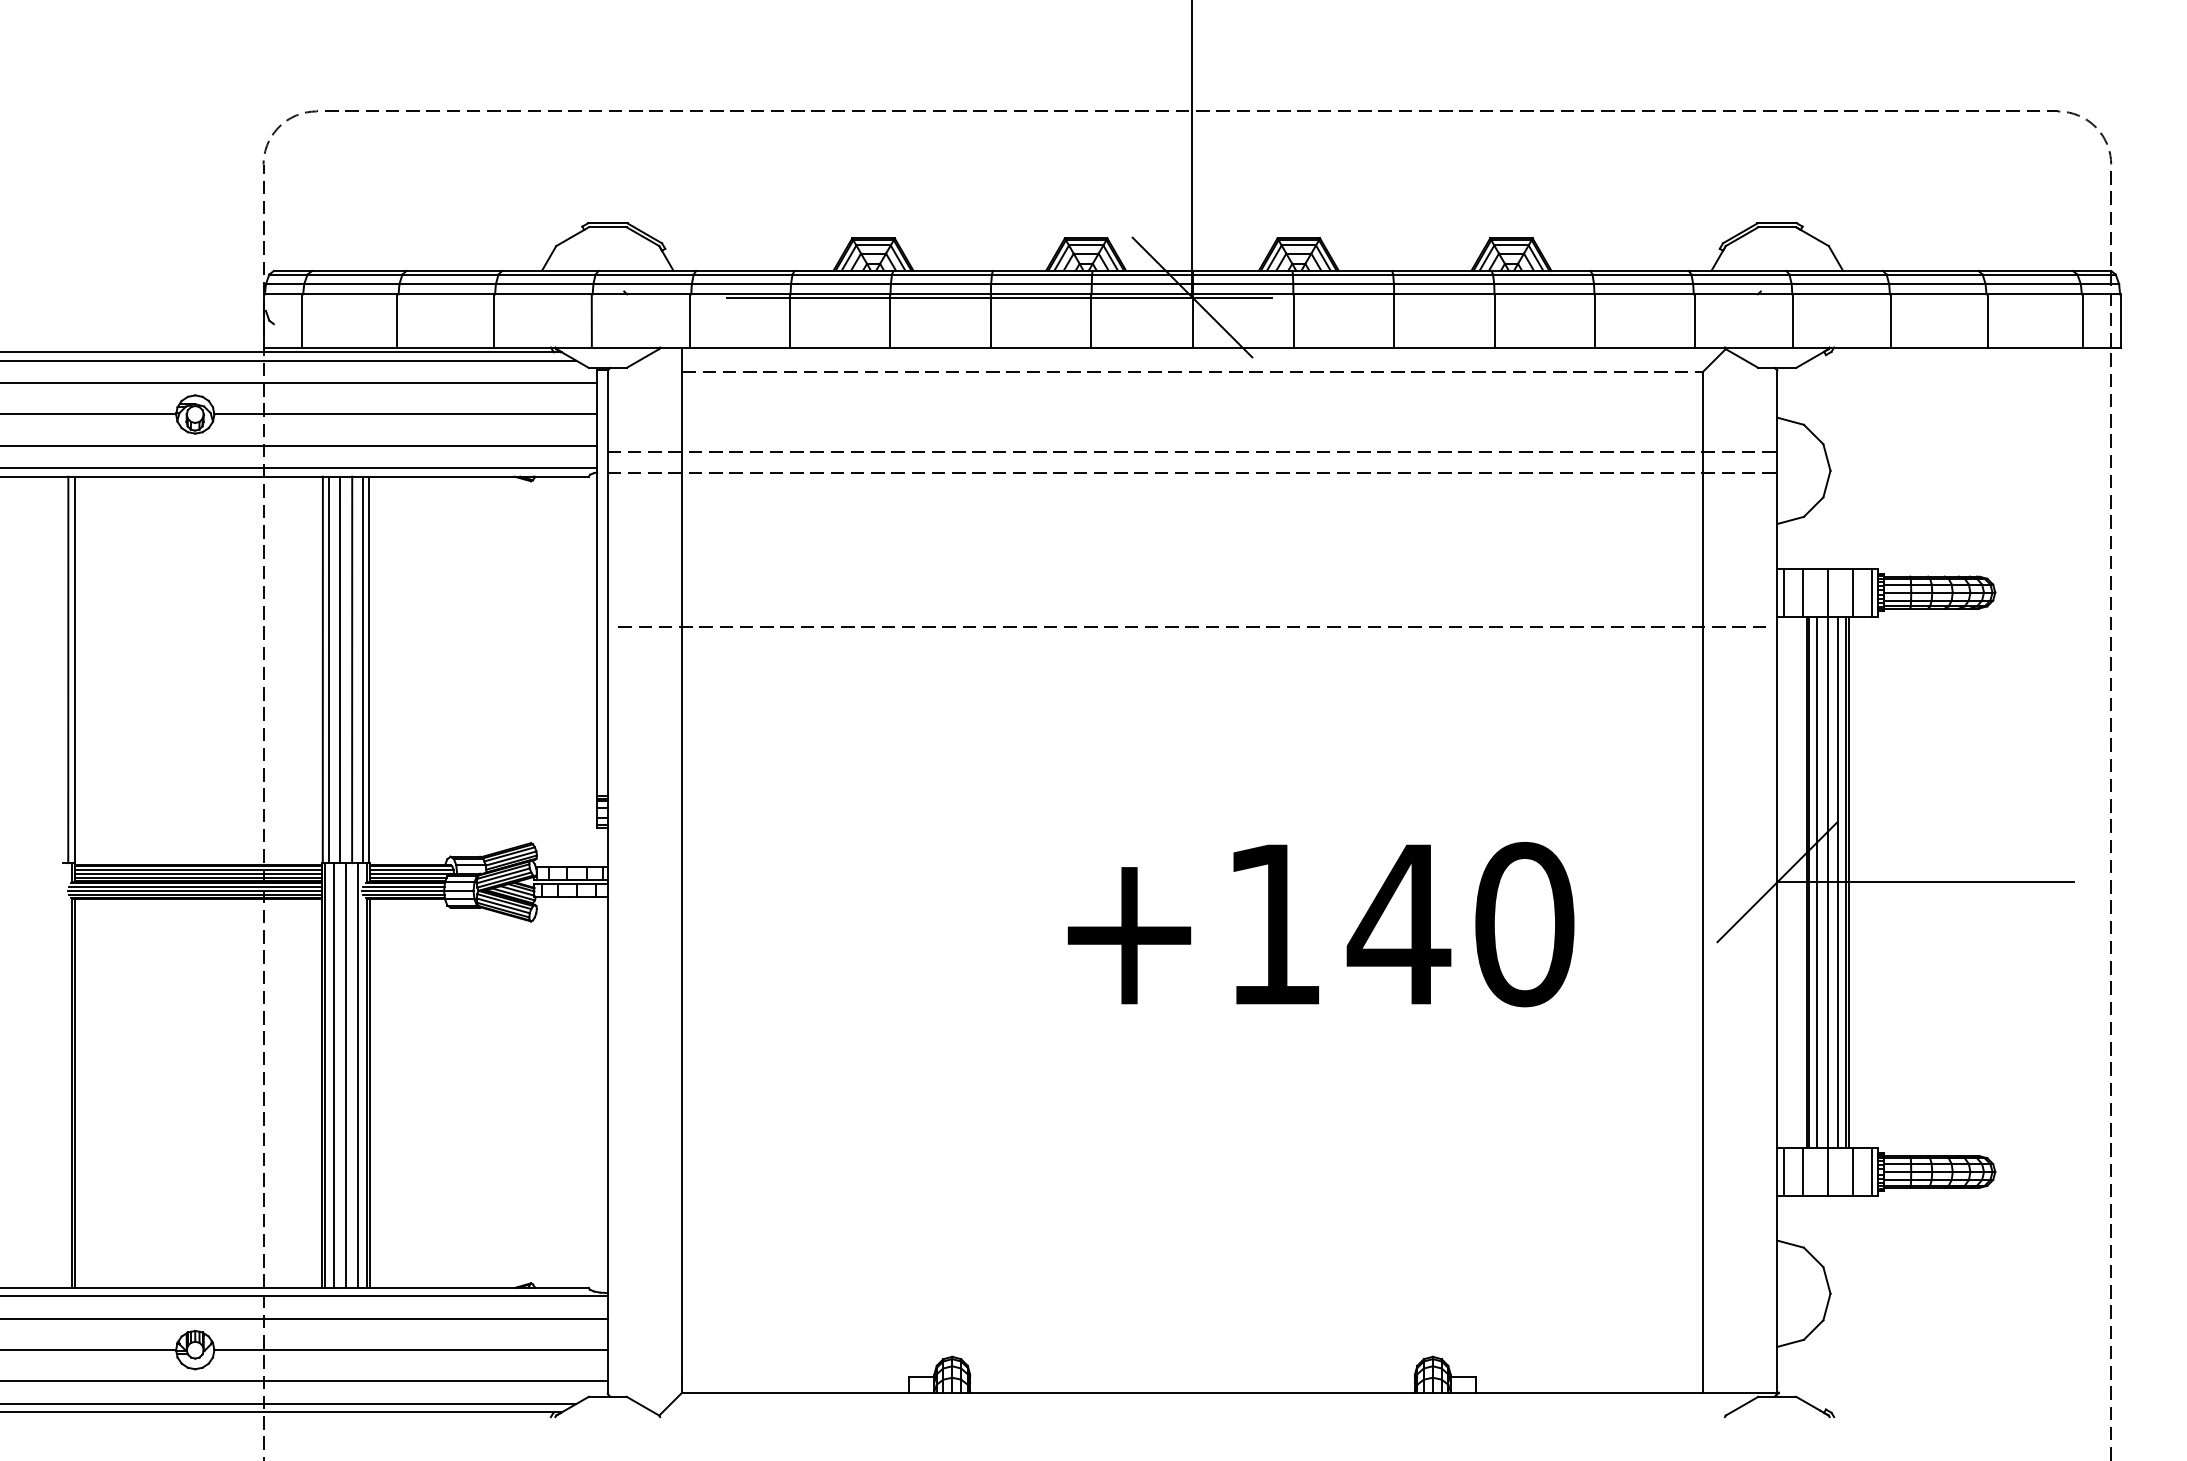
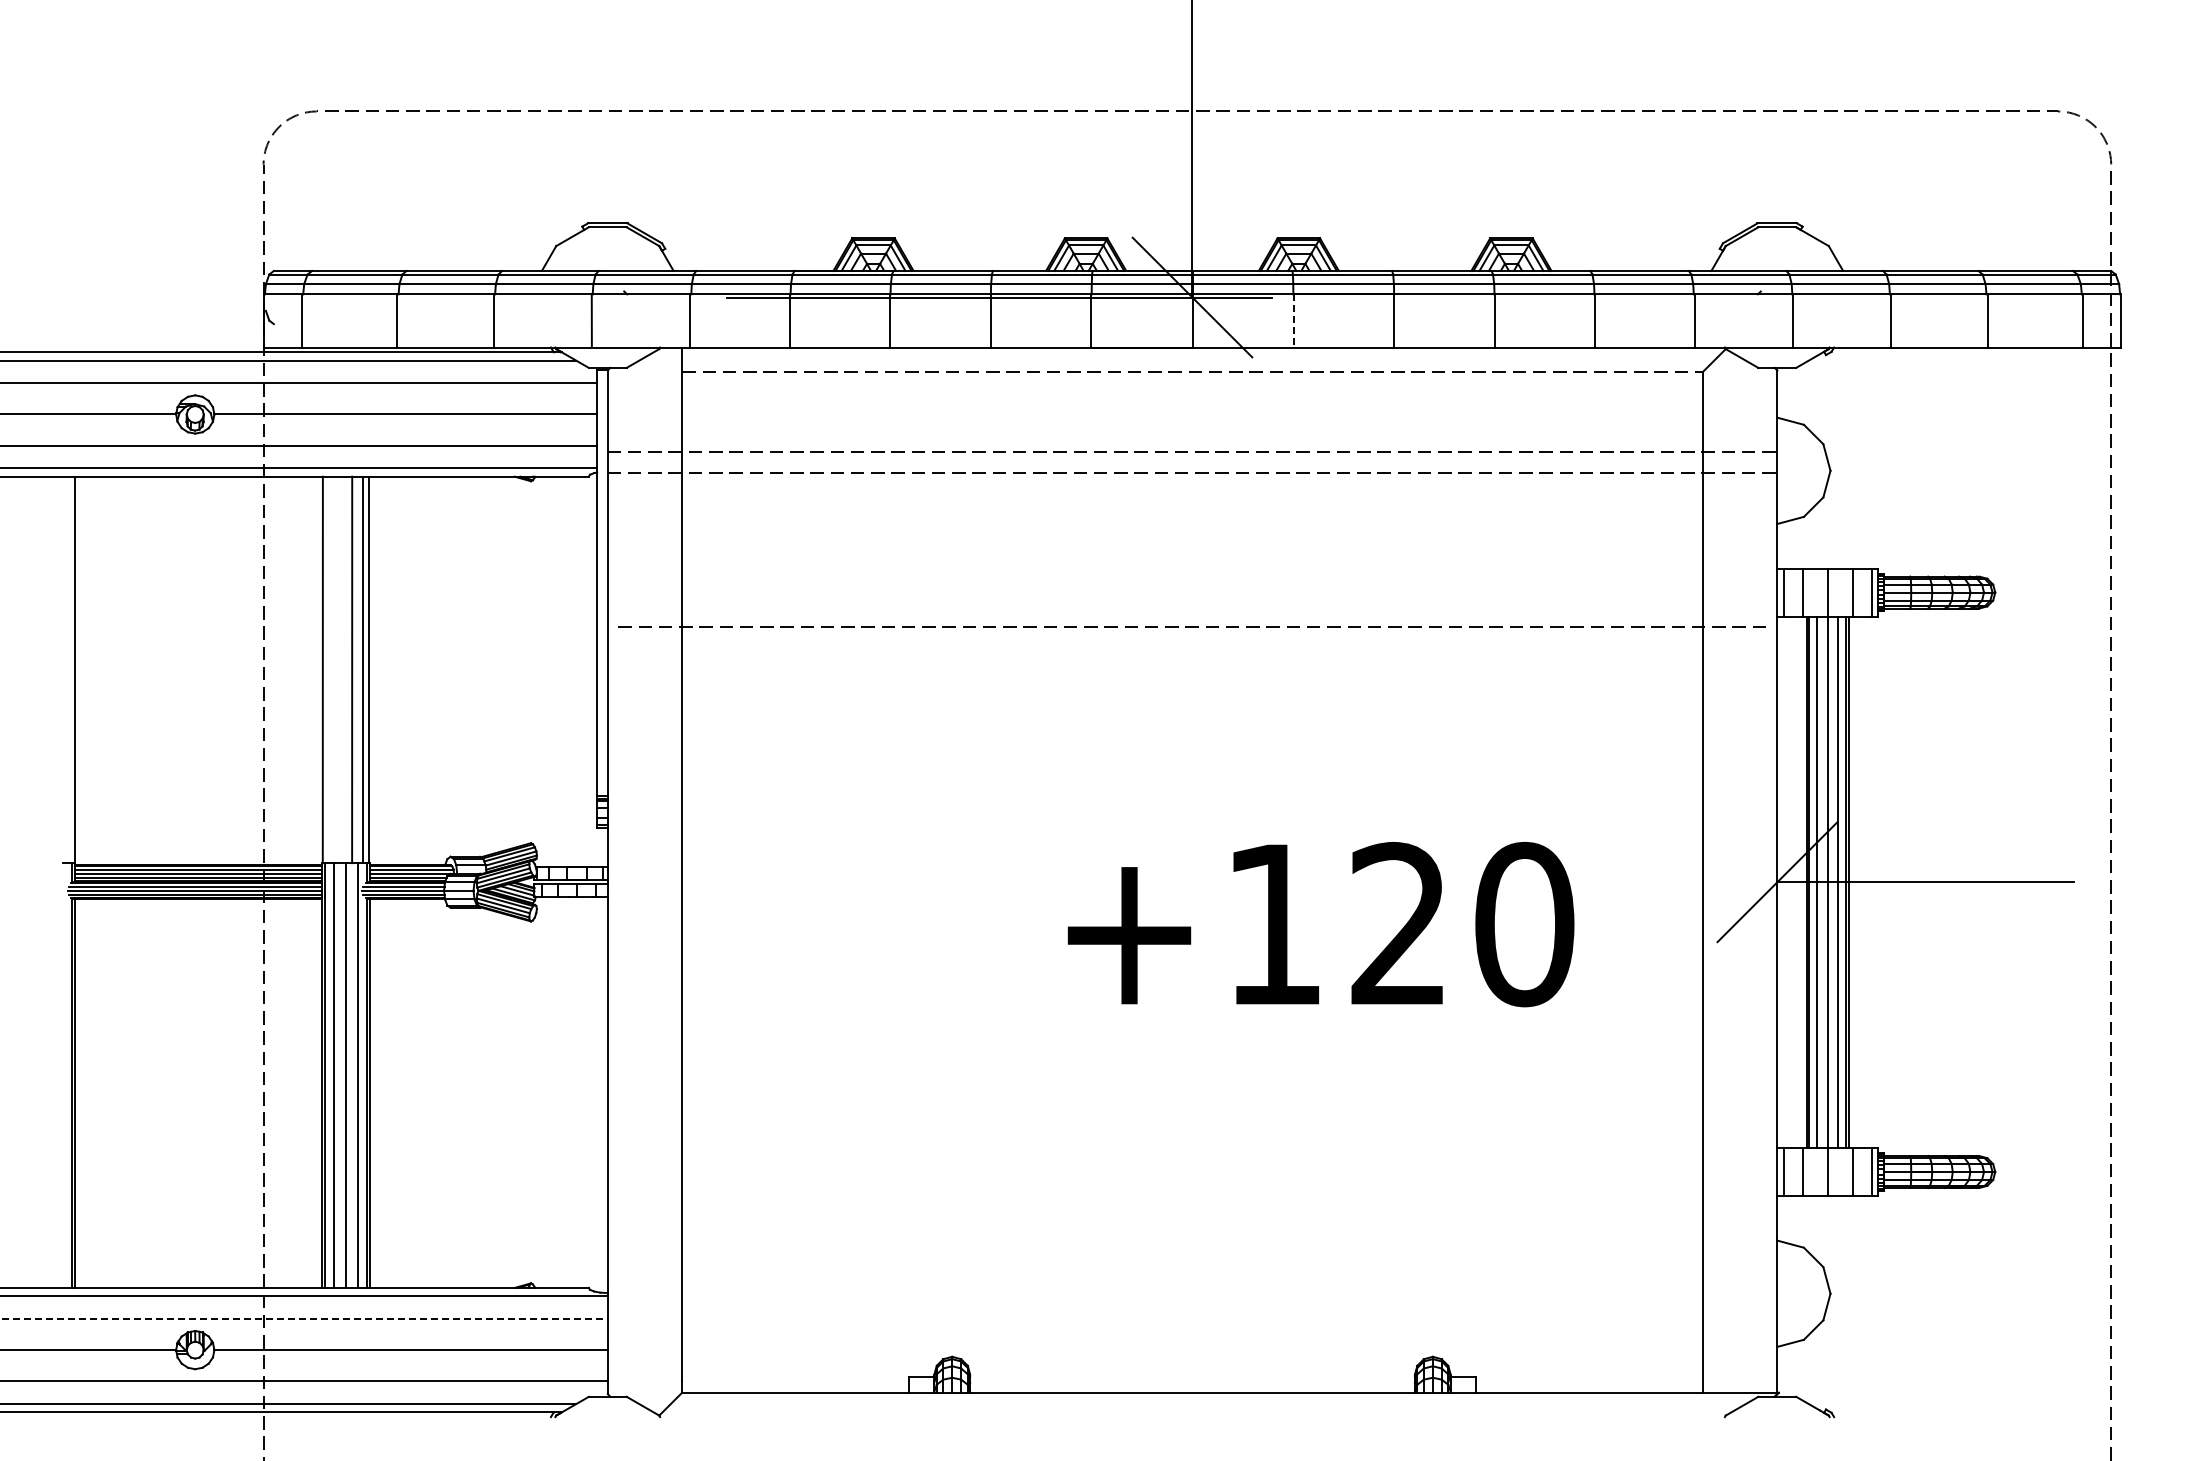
line: solid -> dashed (1293, 320)
line: present -> none (68, 669)
line: present -> none (329, 669)
line: present -> none (339, 669)
text: +140 -> +120 (1398, 923)
line: solid -> dashed (303, 1319)
